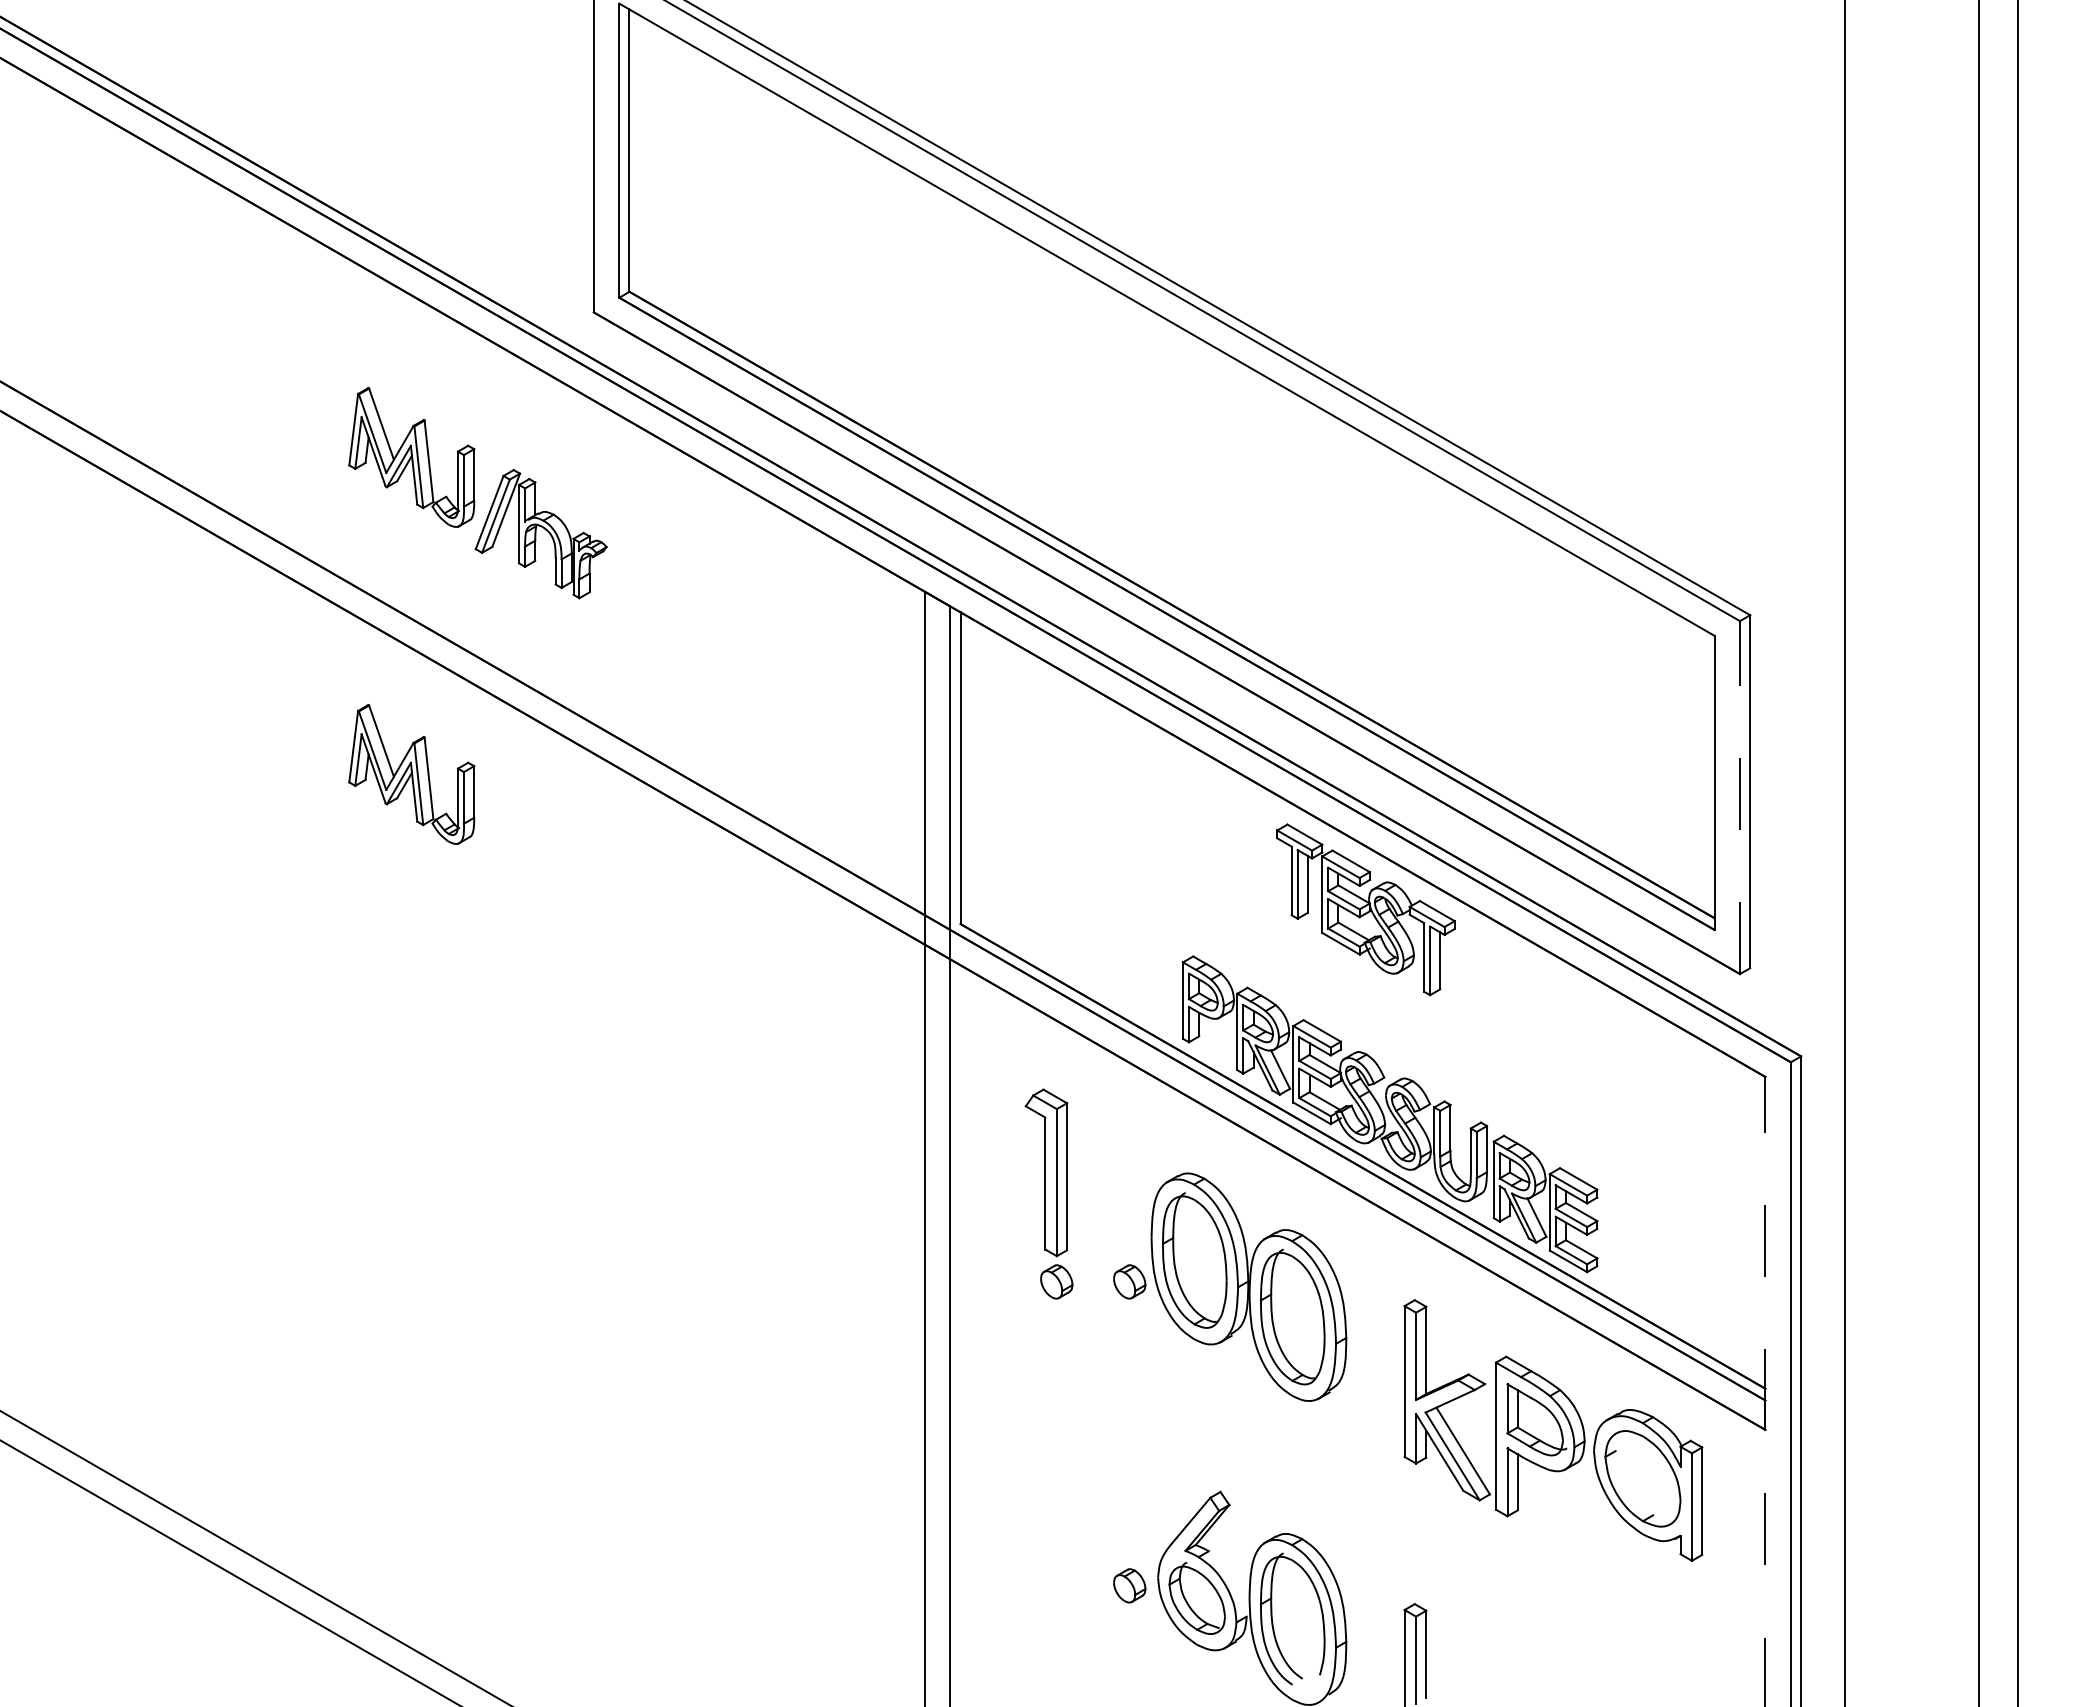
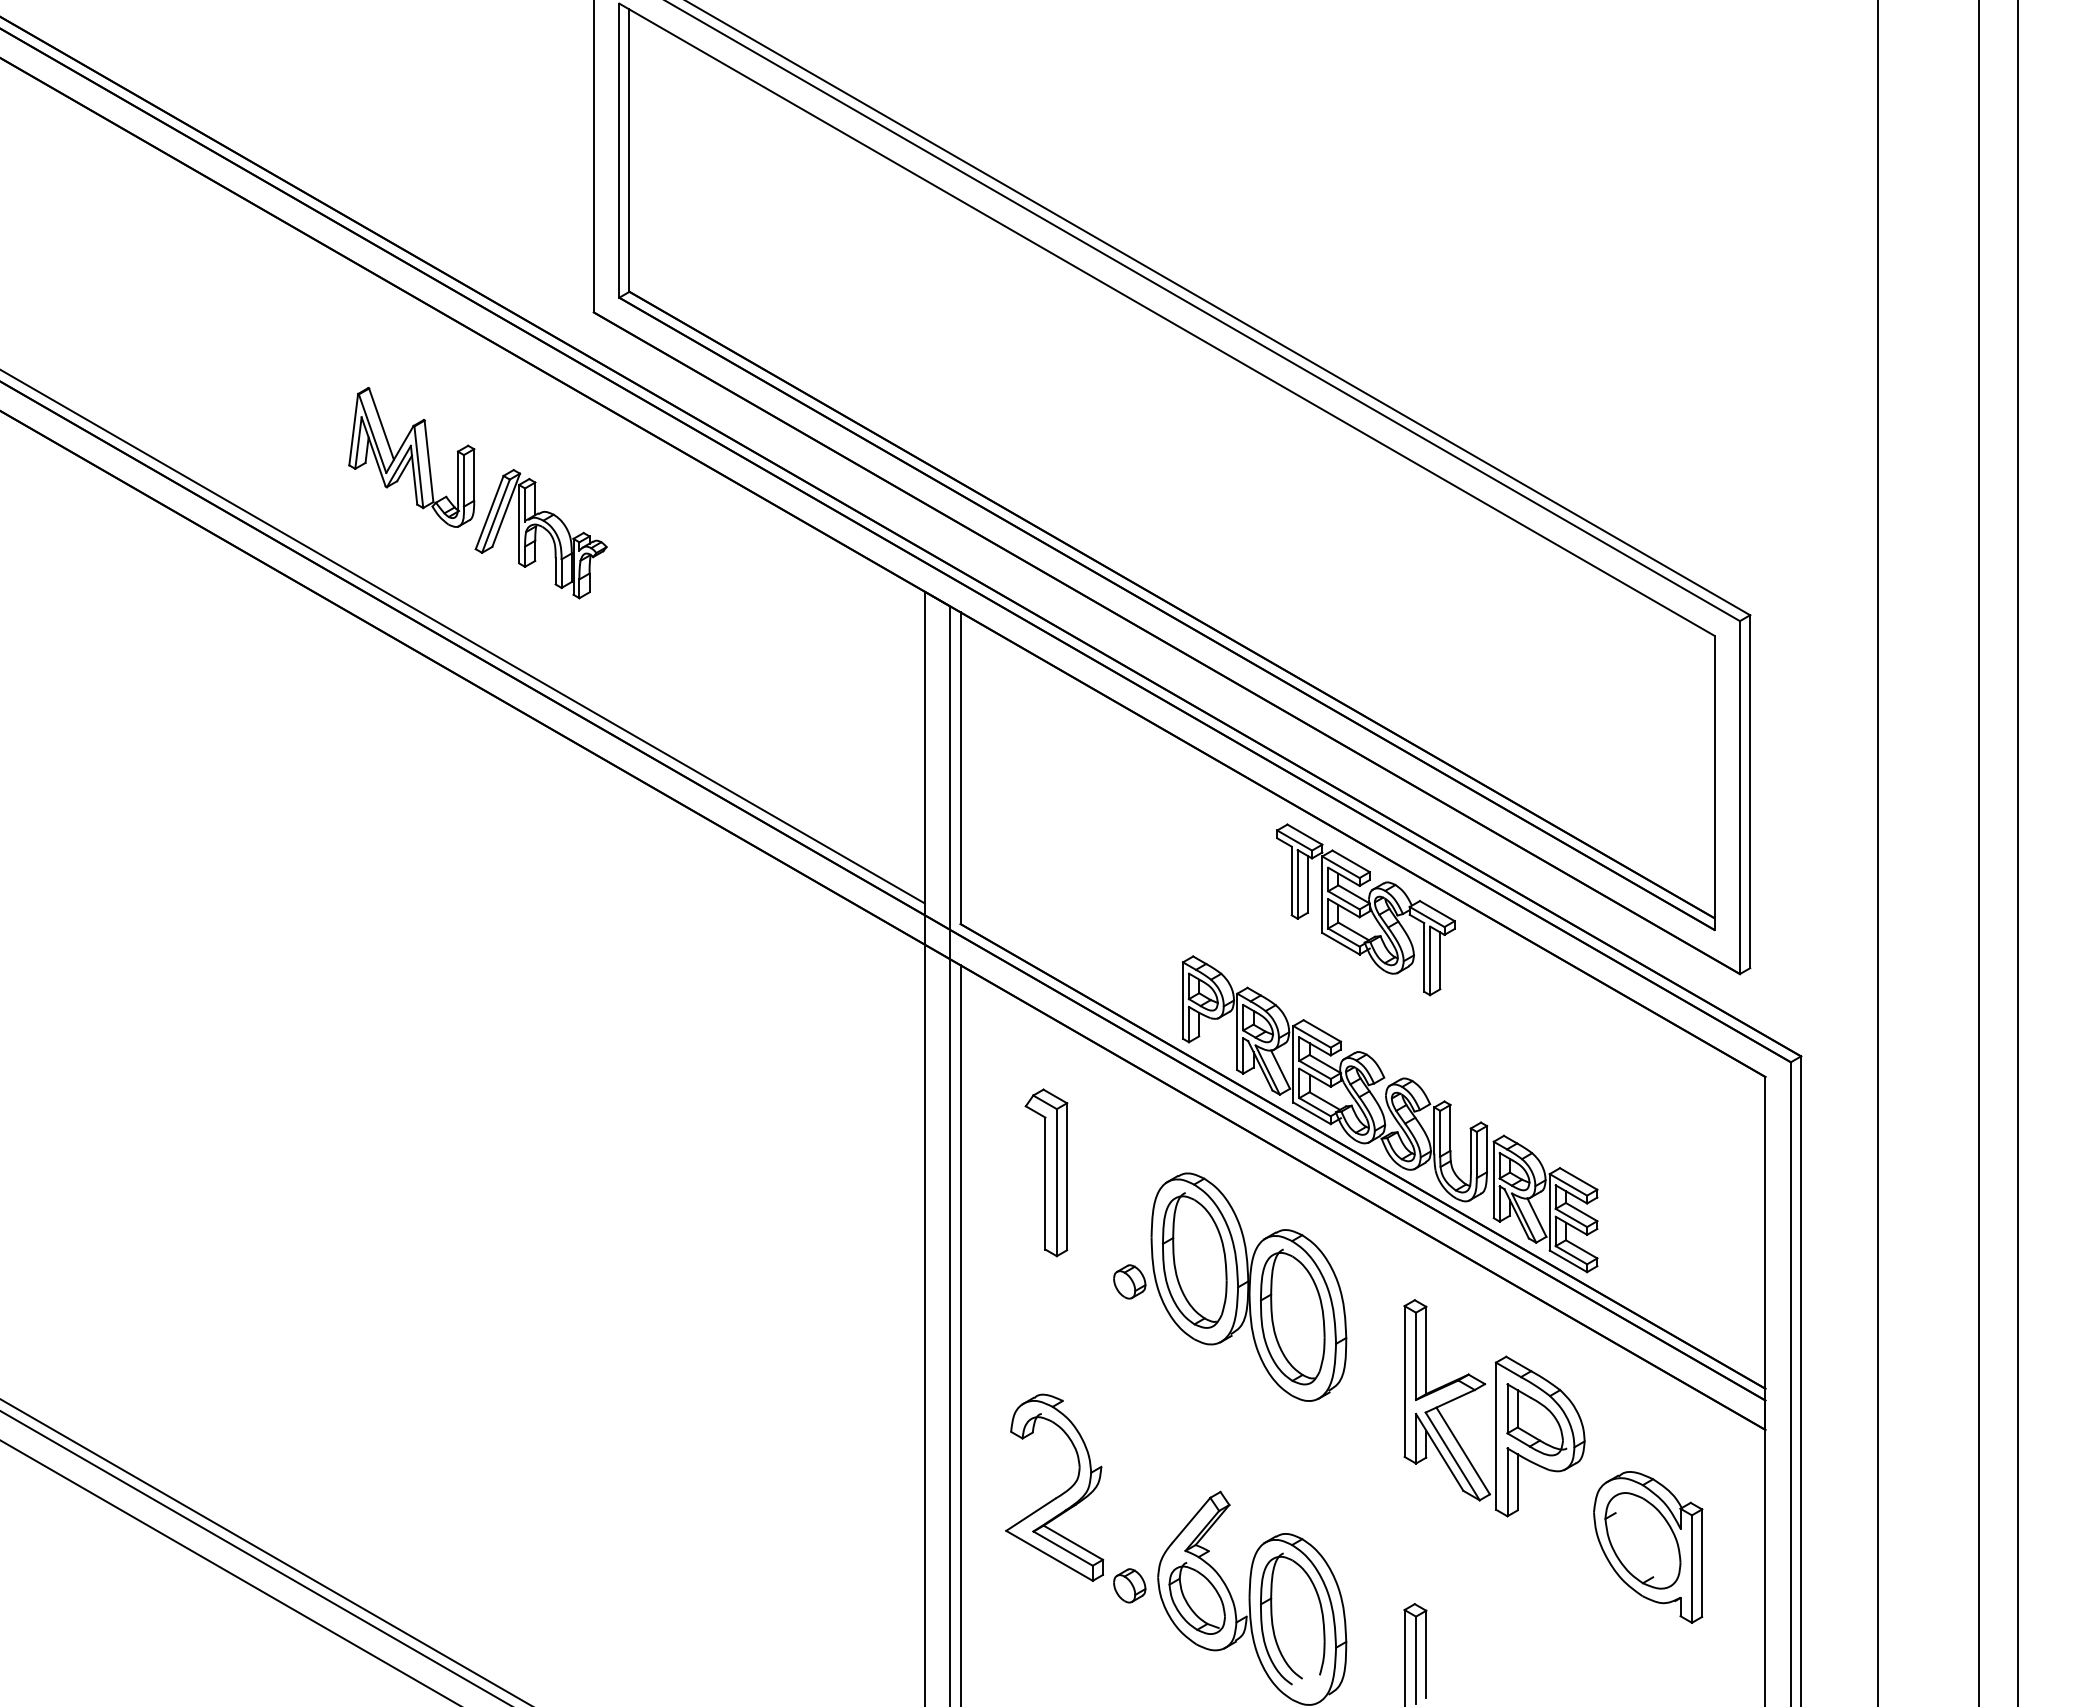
line: none -> present (463, 636)
part: present -> none (411, 774)
line: dashed -> solid (1739, 797)
line position: (1844, 852) -> (1877, 852) (1877, 852)
part: present -> none (1056, 1281)
line: none -> present (960, 1334)
line: dashed -> solid (1765, 1391)
part position: (1648, 1485) -> (1648, 1547) (1648, 1547)
part: none -> present (1058, 1495)
line: none -> present (265, 1551)
